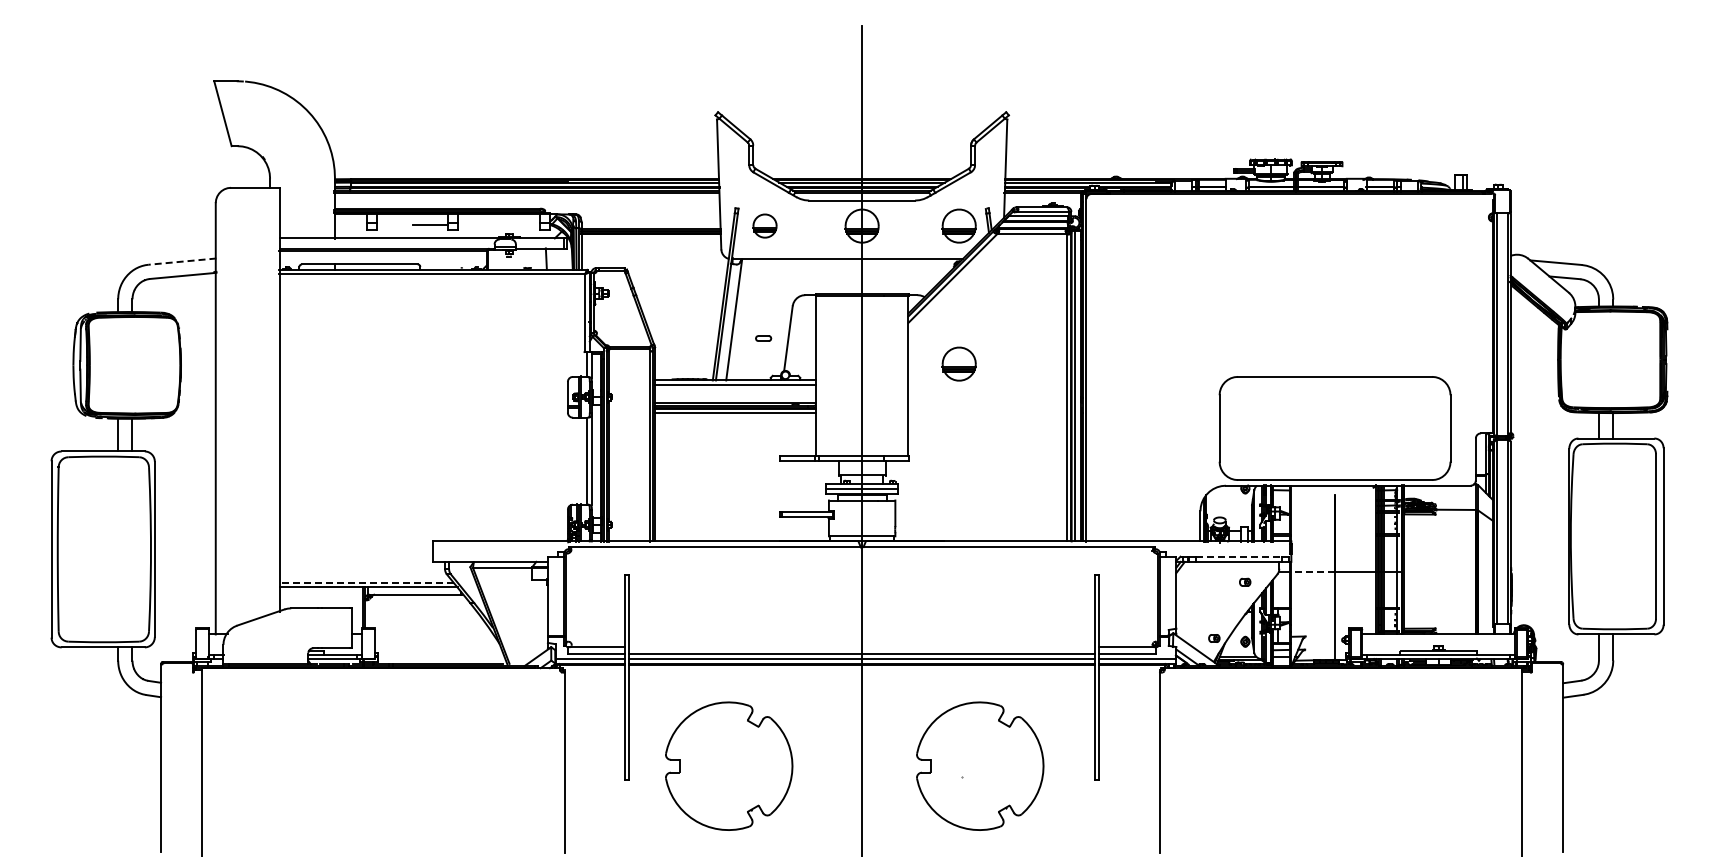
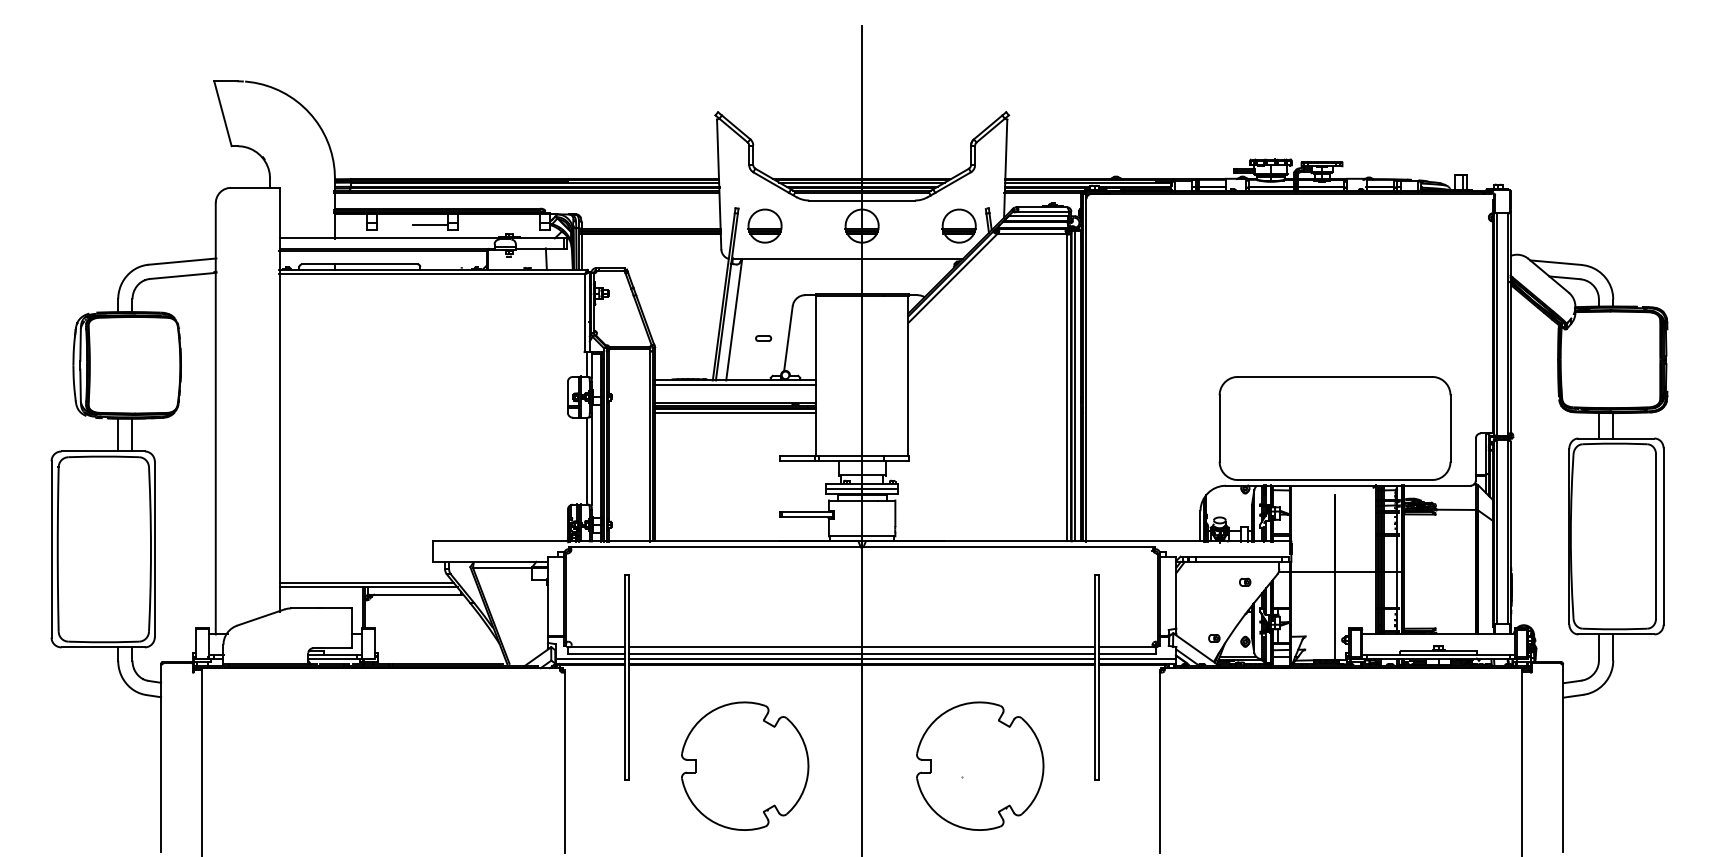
part size: 26x26 px -> 36x36 px (764, 225)
line: dashed -> solid (182, 261)
part: present -> none (958, 363)
line: dashed -> solid (1239, 556)
line: dashed -> solid (1313, 571)
line: dashed -> solid (366, 582)
line: none -> present (862, 647)
part position: (729, 765) -> (745, 765) (745, 765)
